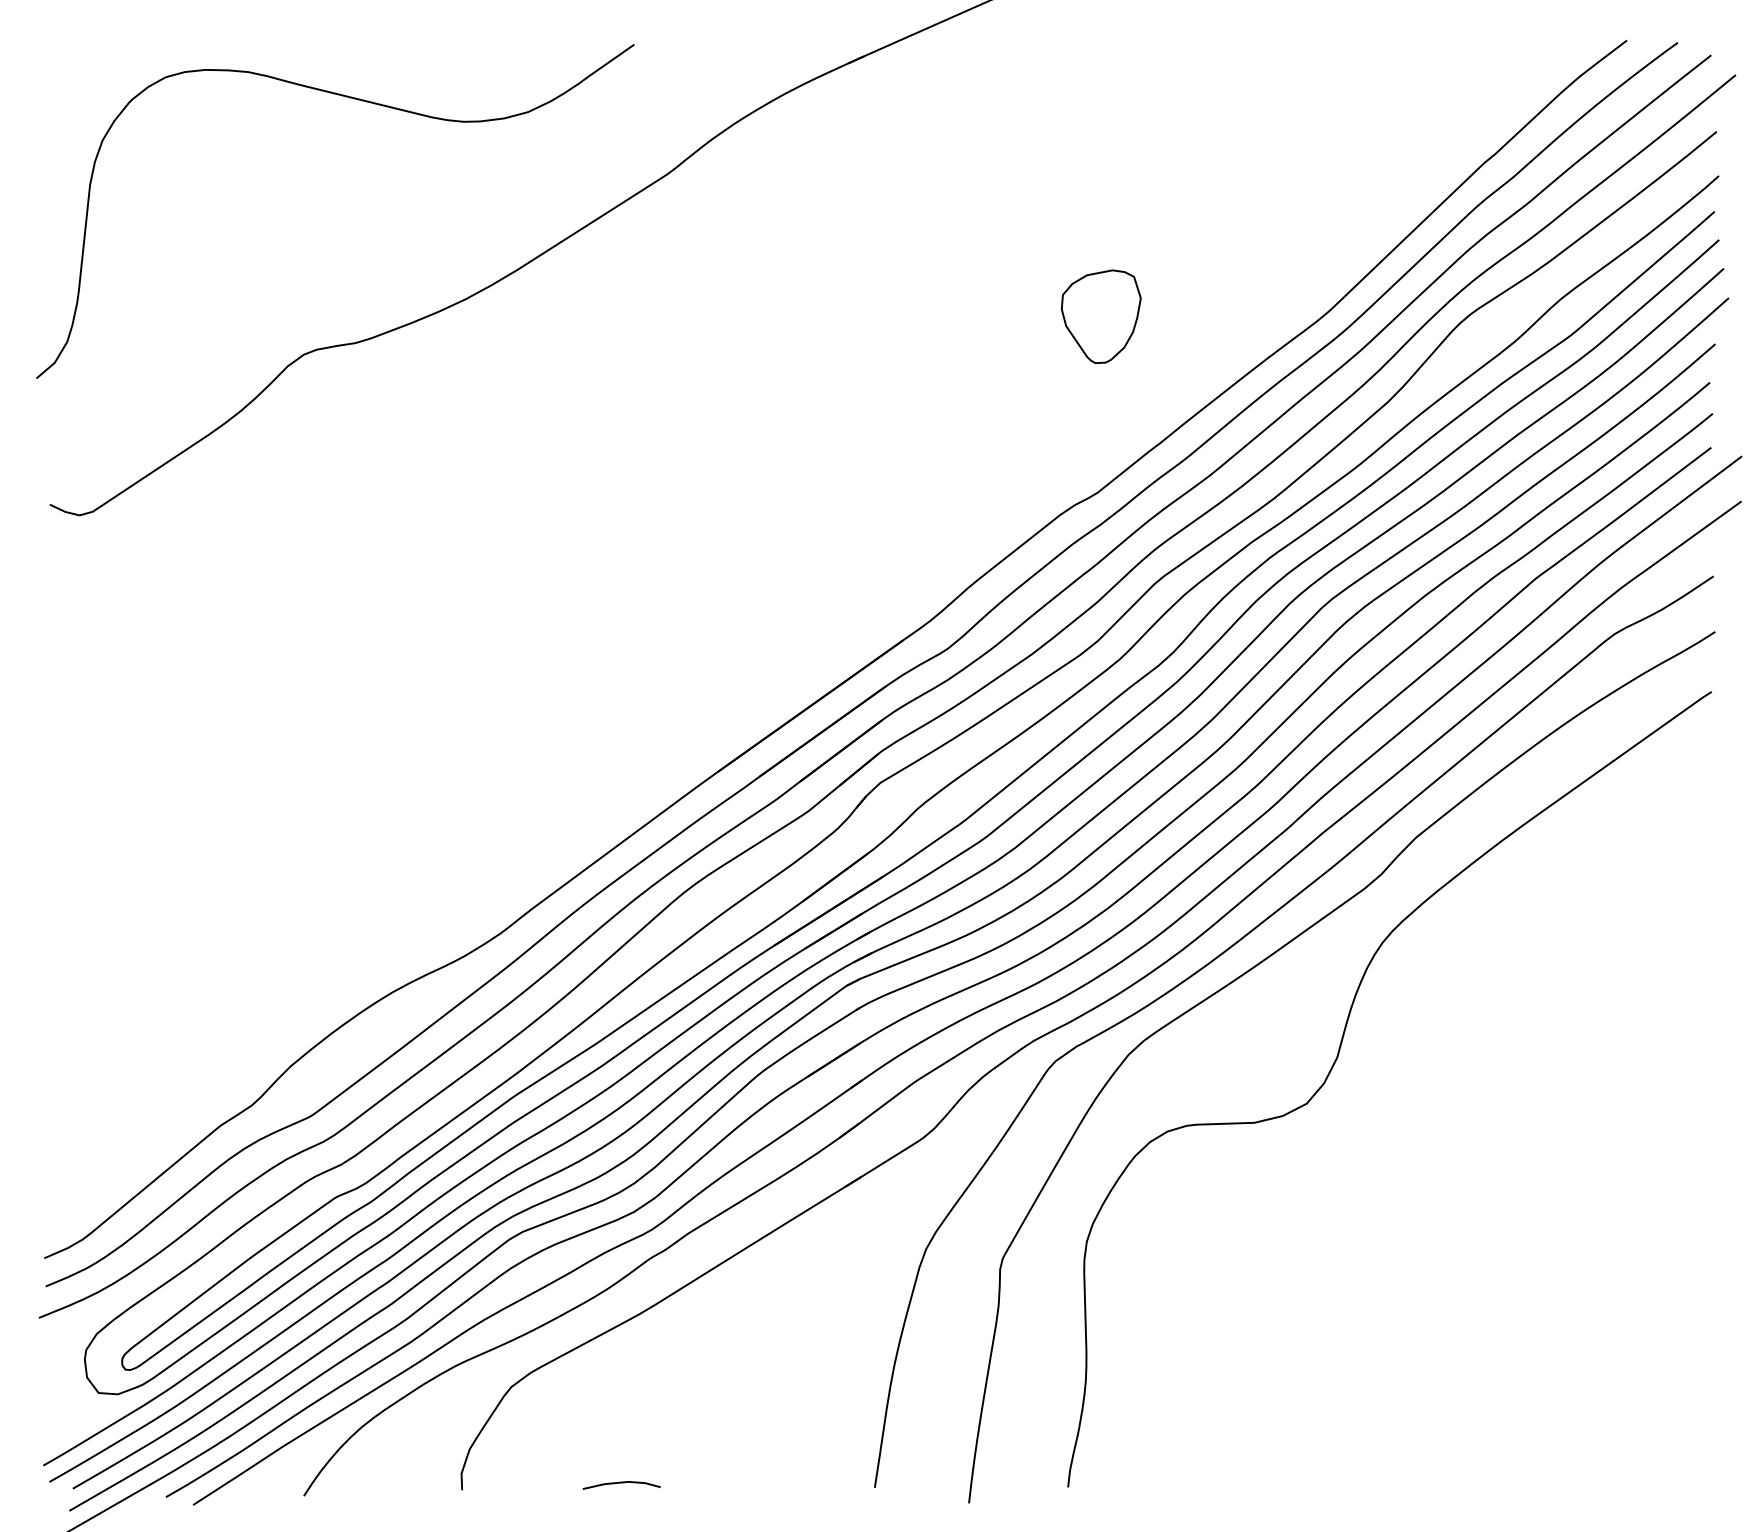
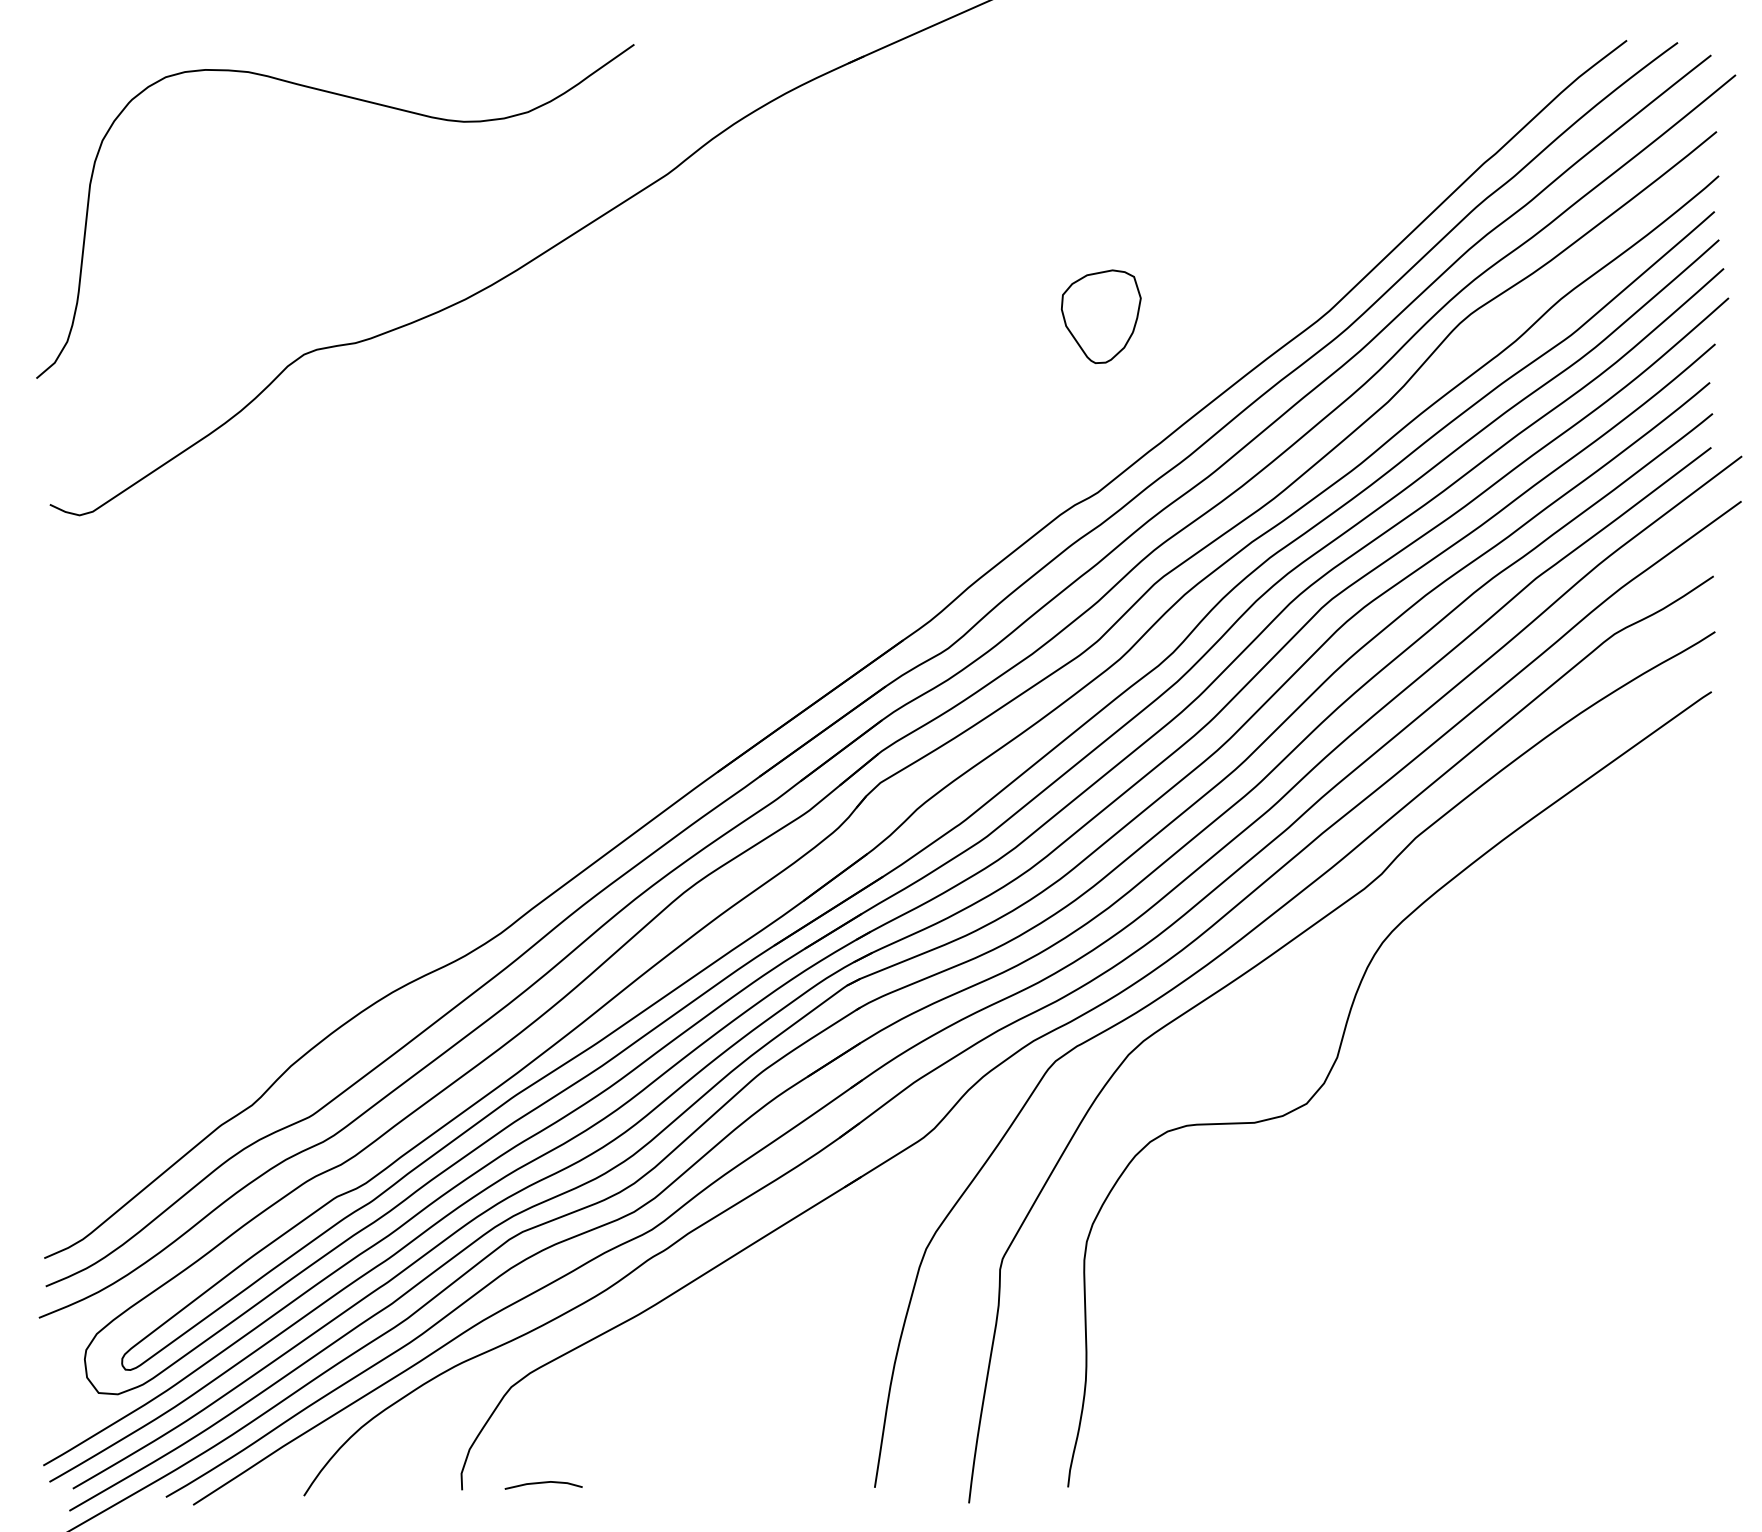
line position: (621, 1483) -> (543, 1483) (543, 1483)
